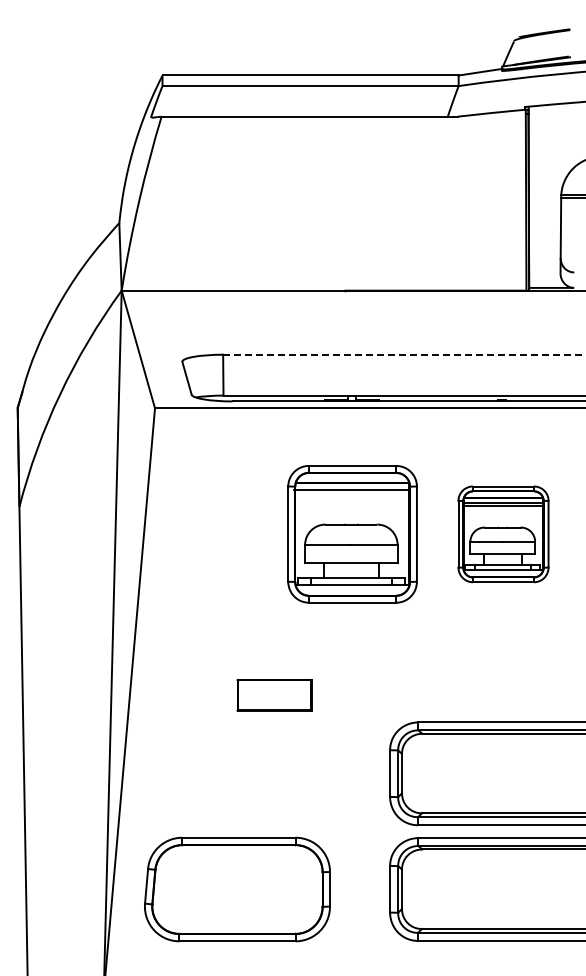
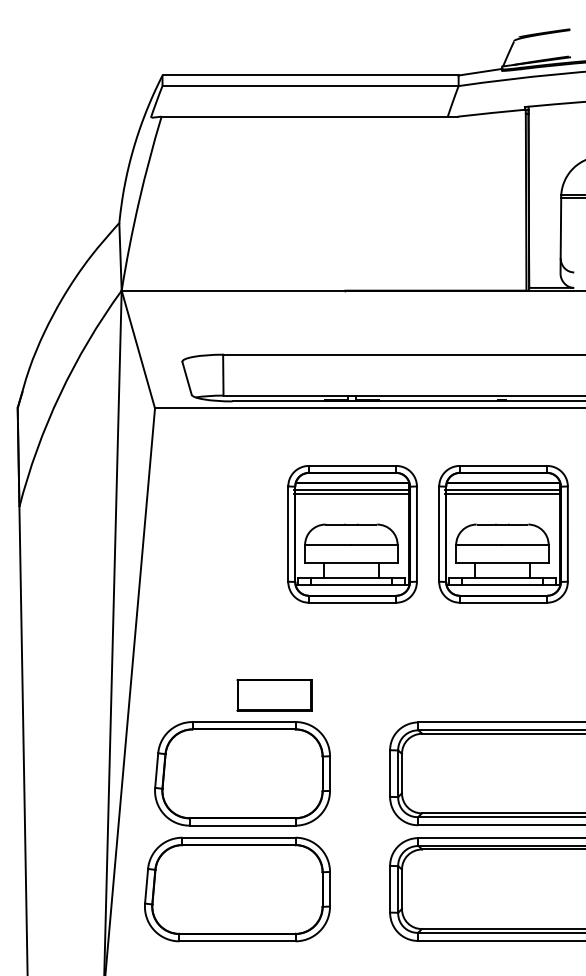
line: dashed -> solid (405, 354)
line: none -> present (351, 494)
part size: 93x99 px -> 131x139 px (503, 534)
part: none -> present (242, 773)
